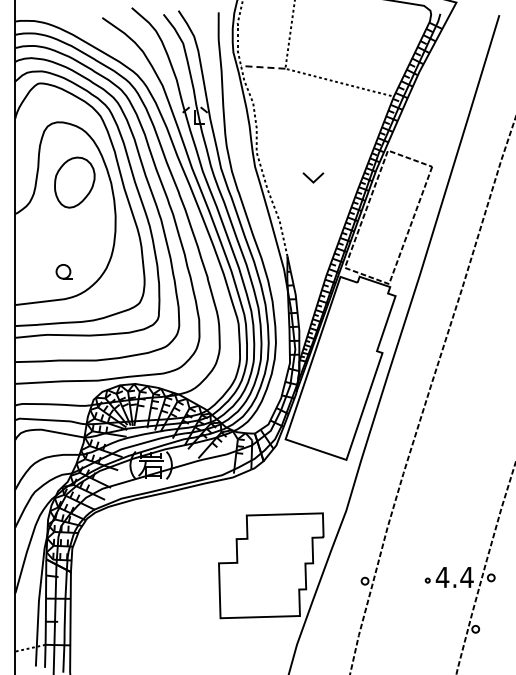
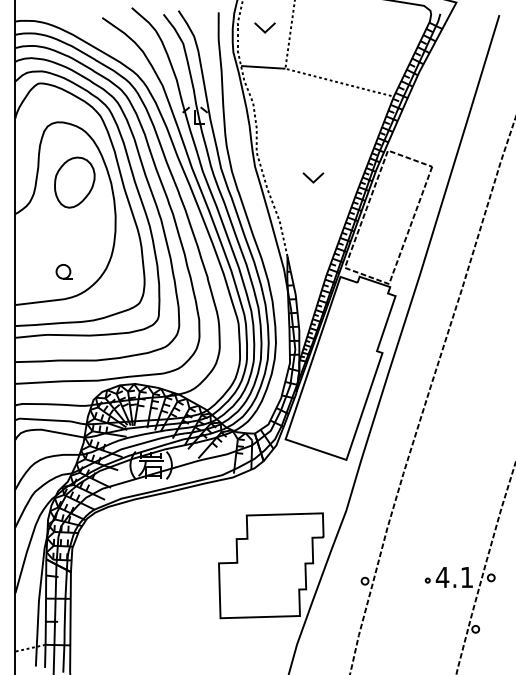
part: none -> present (264, 27)
line: dashed -> solid (262, 67)
text: 4.4 -> 4.1 (466, 577)
